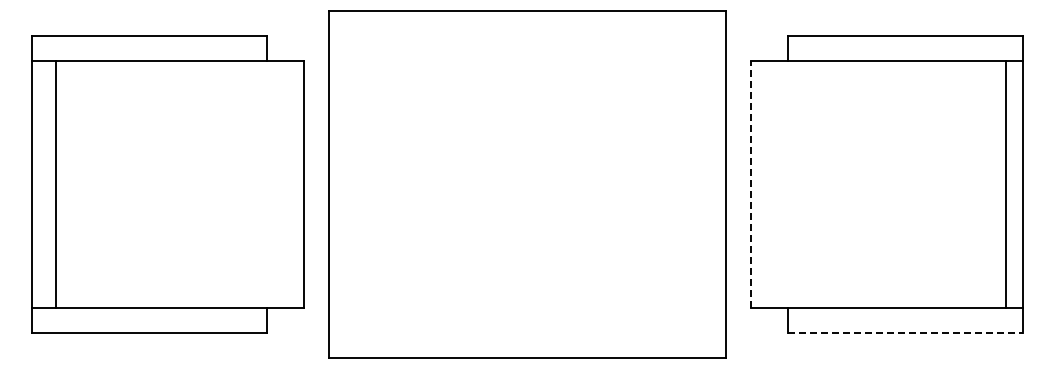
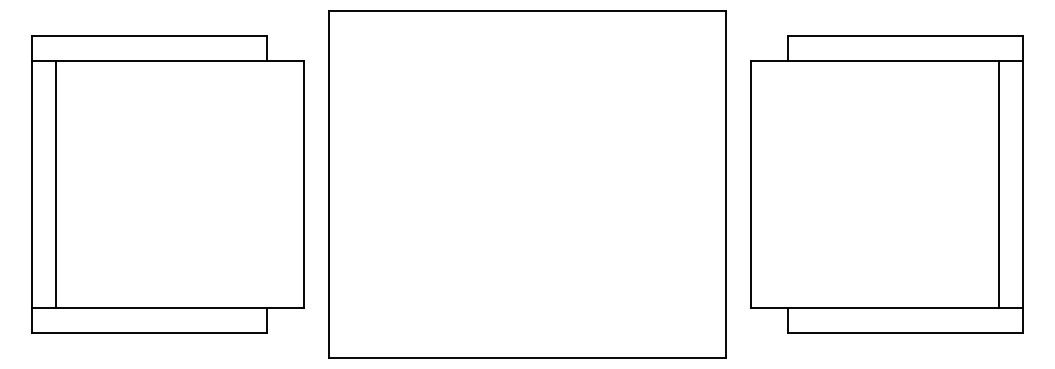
line: dashed -> solid (750, 184)
line position: (1005, 184) -> (998, 184) (998, 184)
line: dashed -> solid (905, 333)
